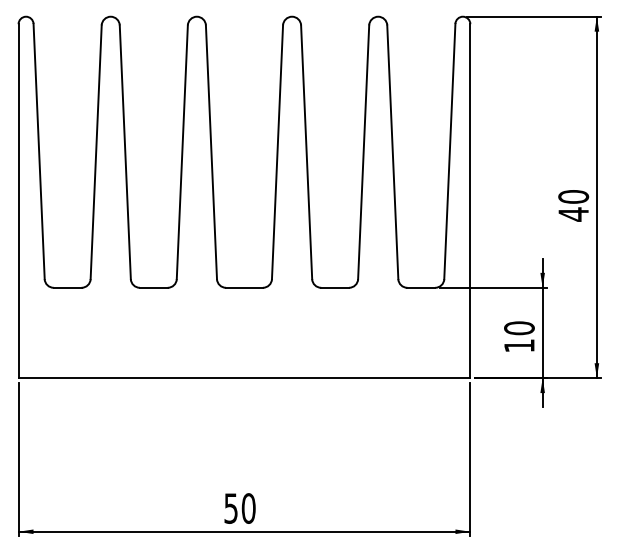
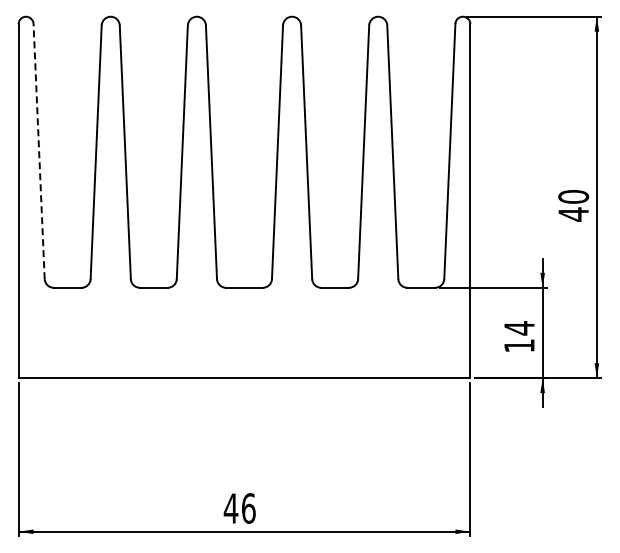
line: solid -> dashed (39, 151)
text: 10 -> 14 (519, 328)
text: 50 -> 46 (239, 508)
